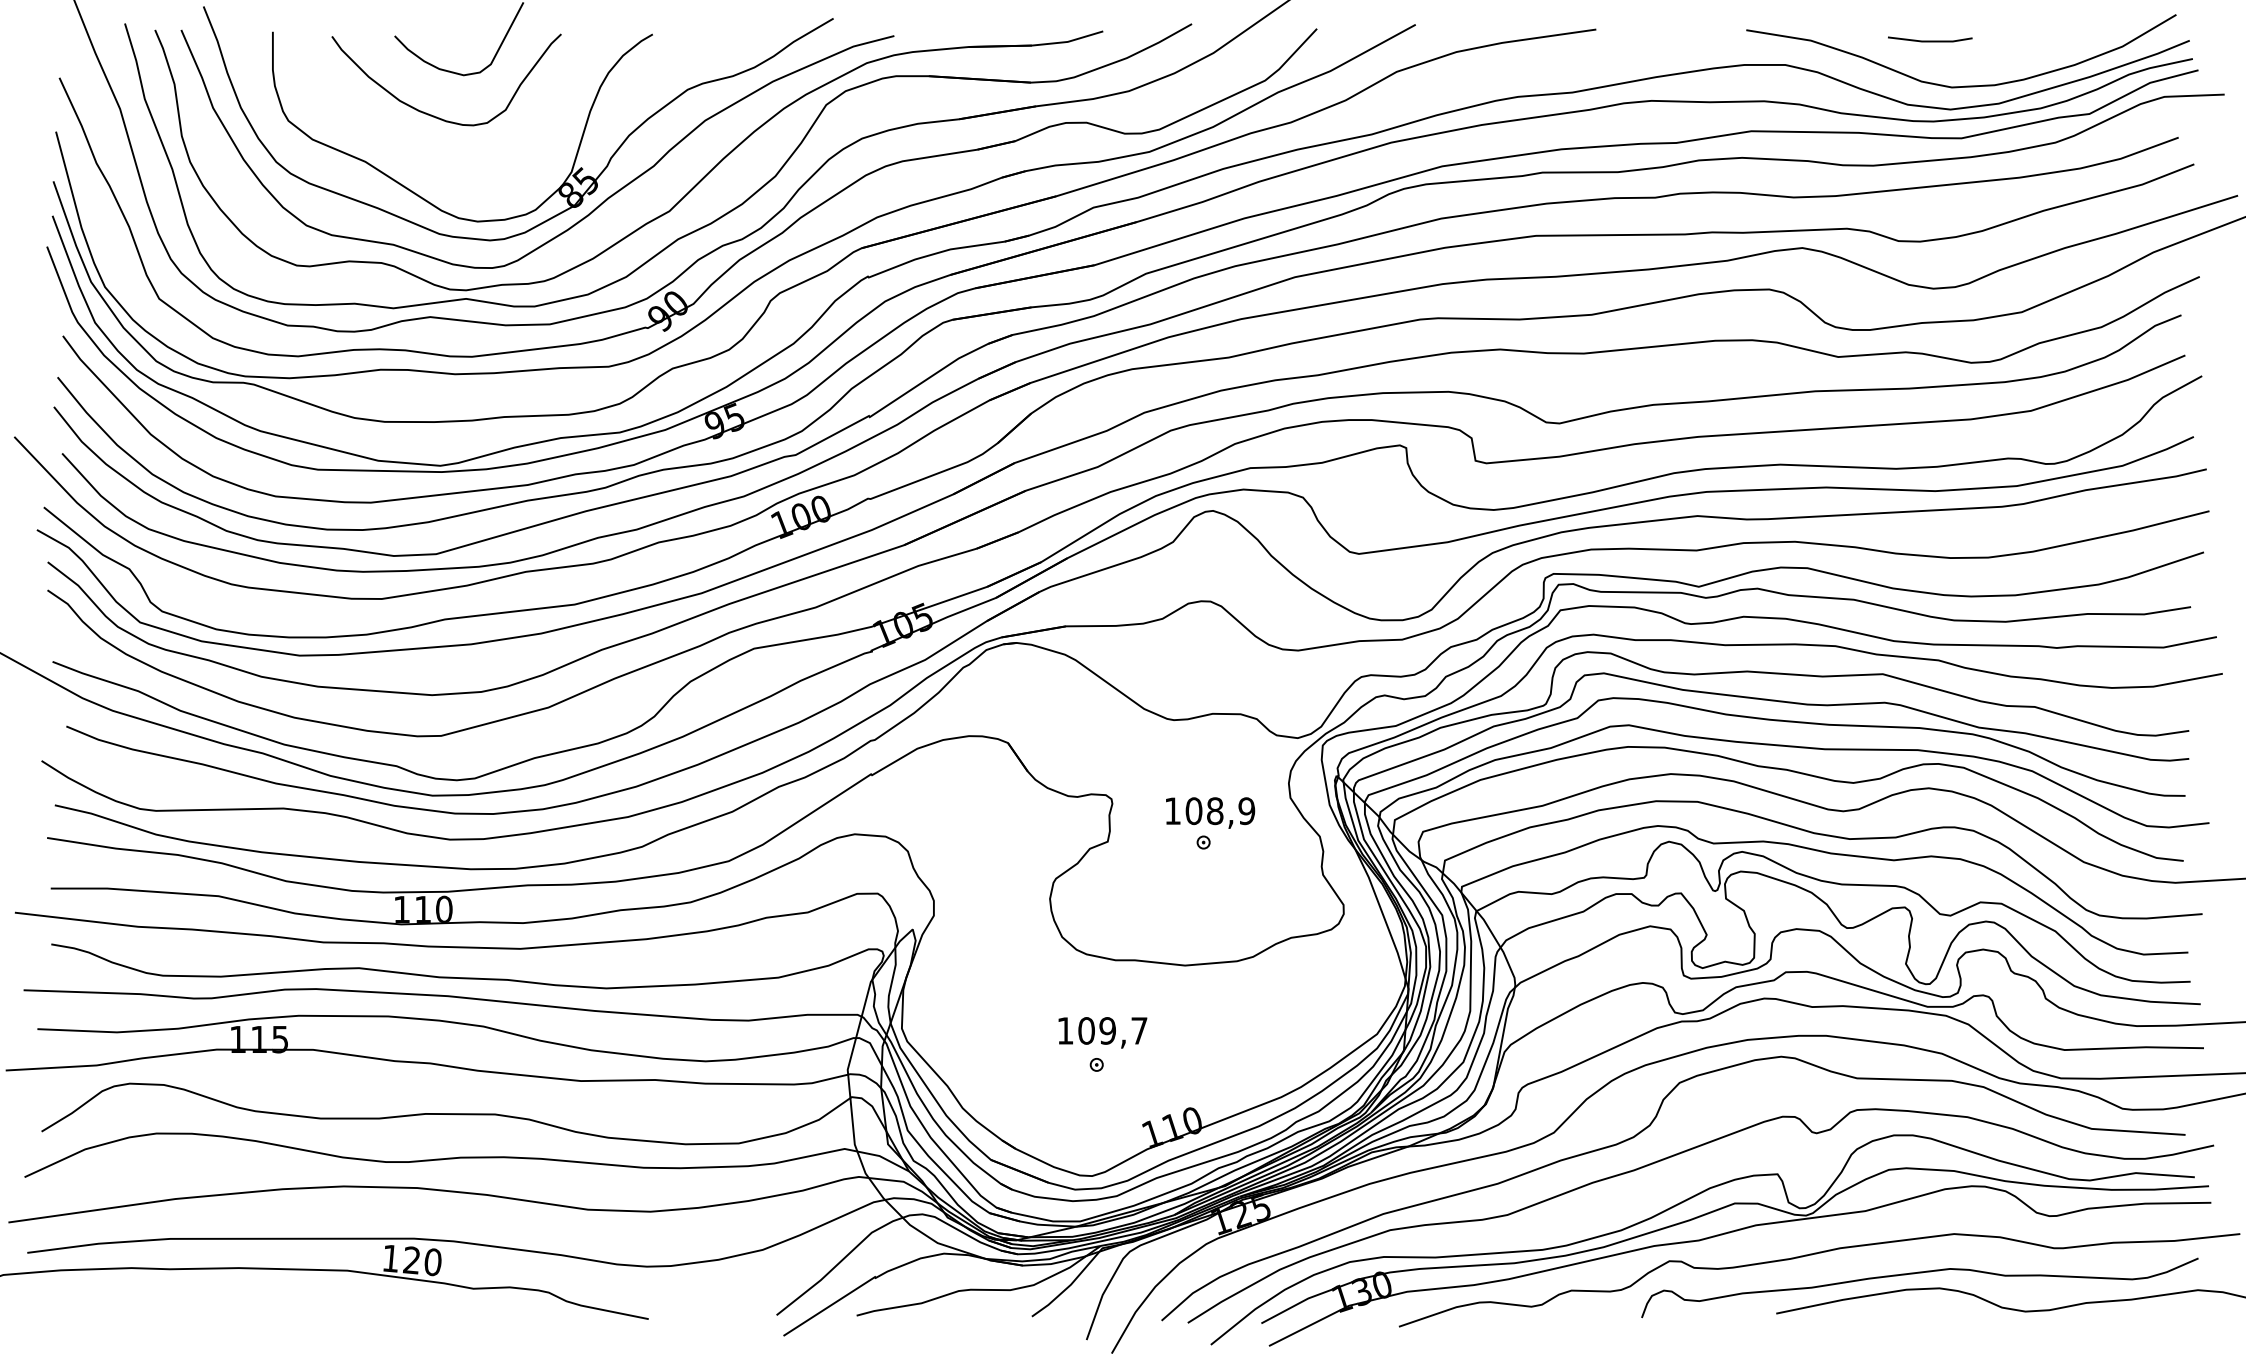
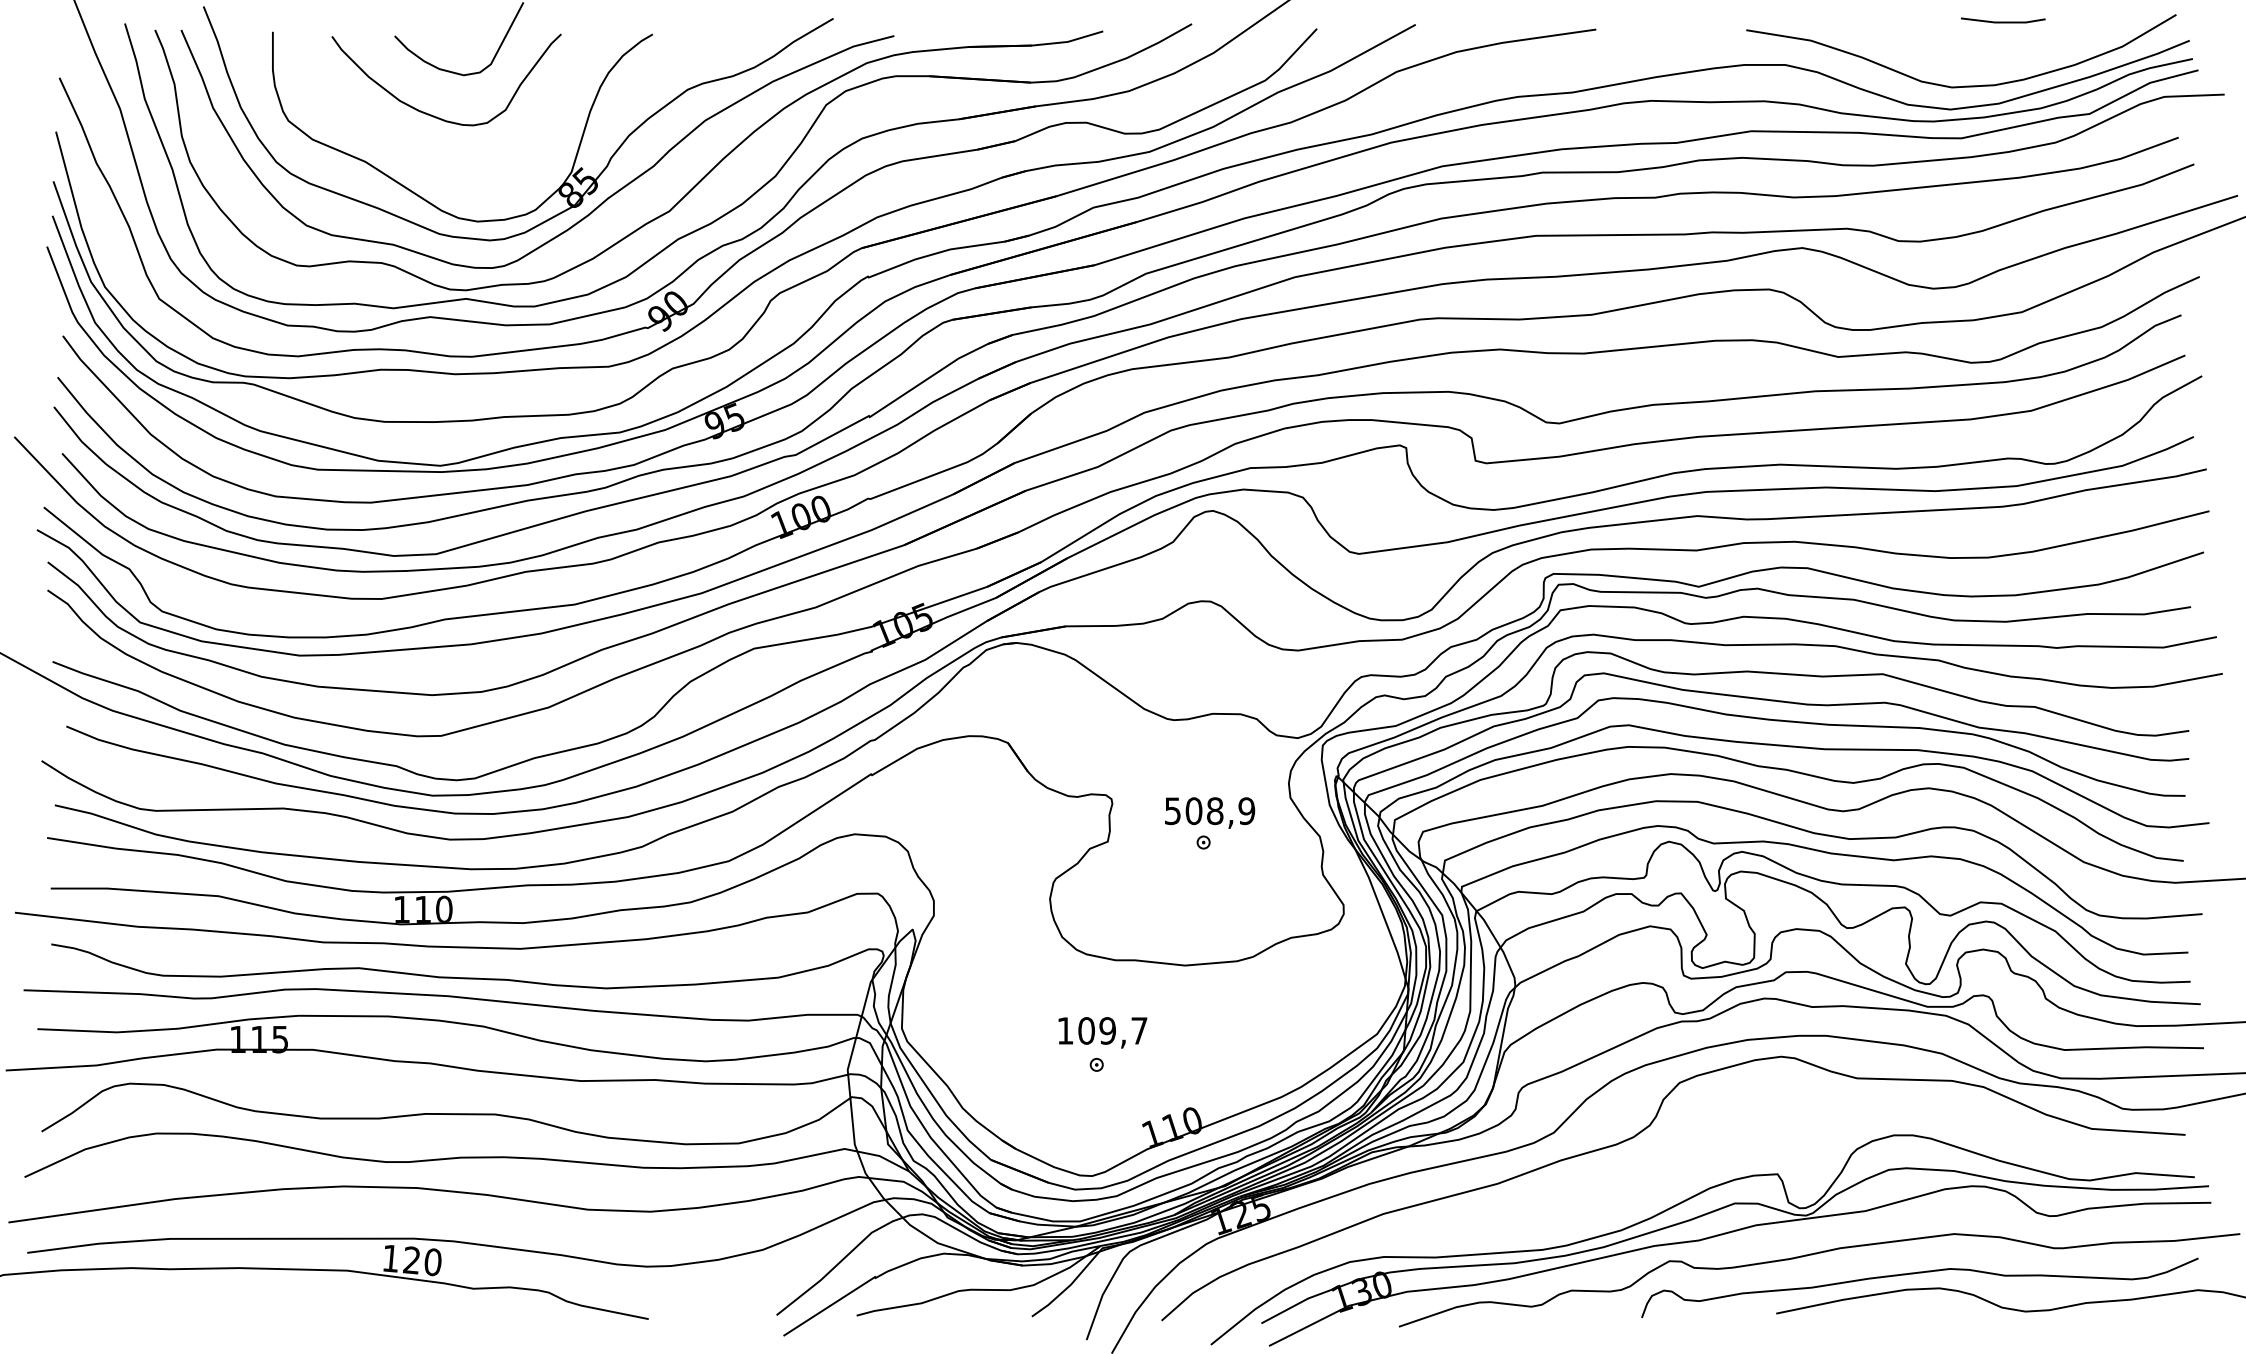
line position: (1930, 40) -> (2003, 21) (2003, 21)
text: 108,9 -> 508,9 (1172, 811)
curve: present -> none (1677, 1155)
